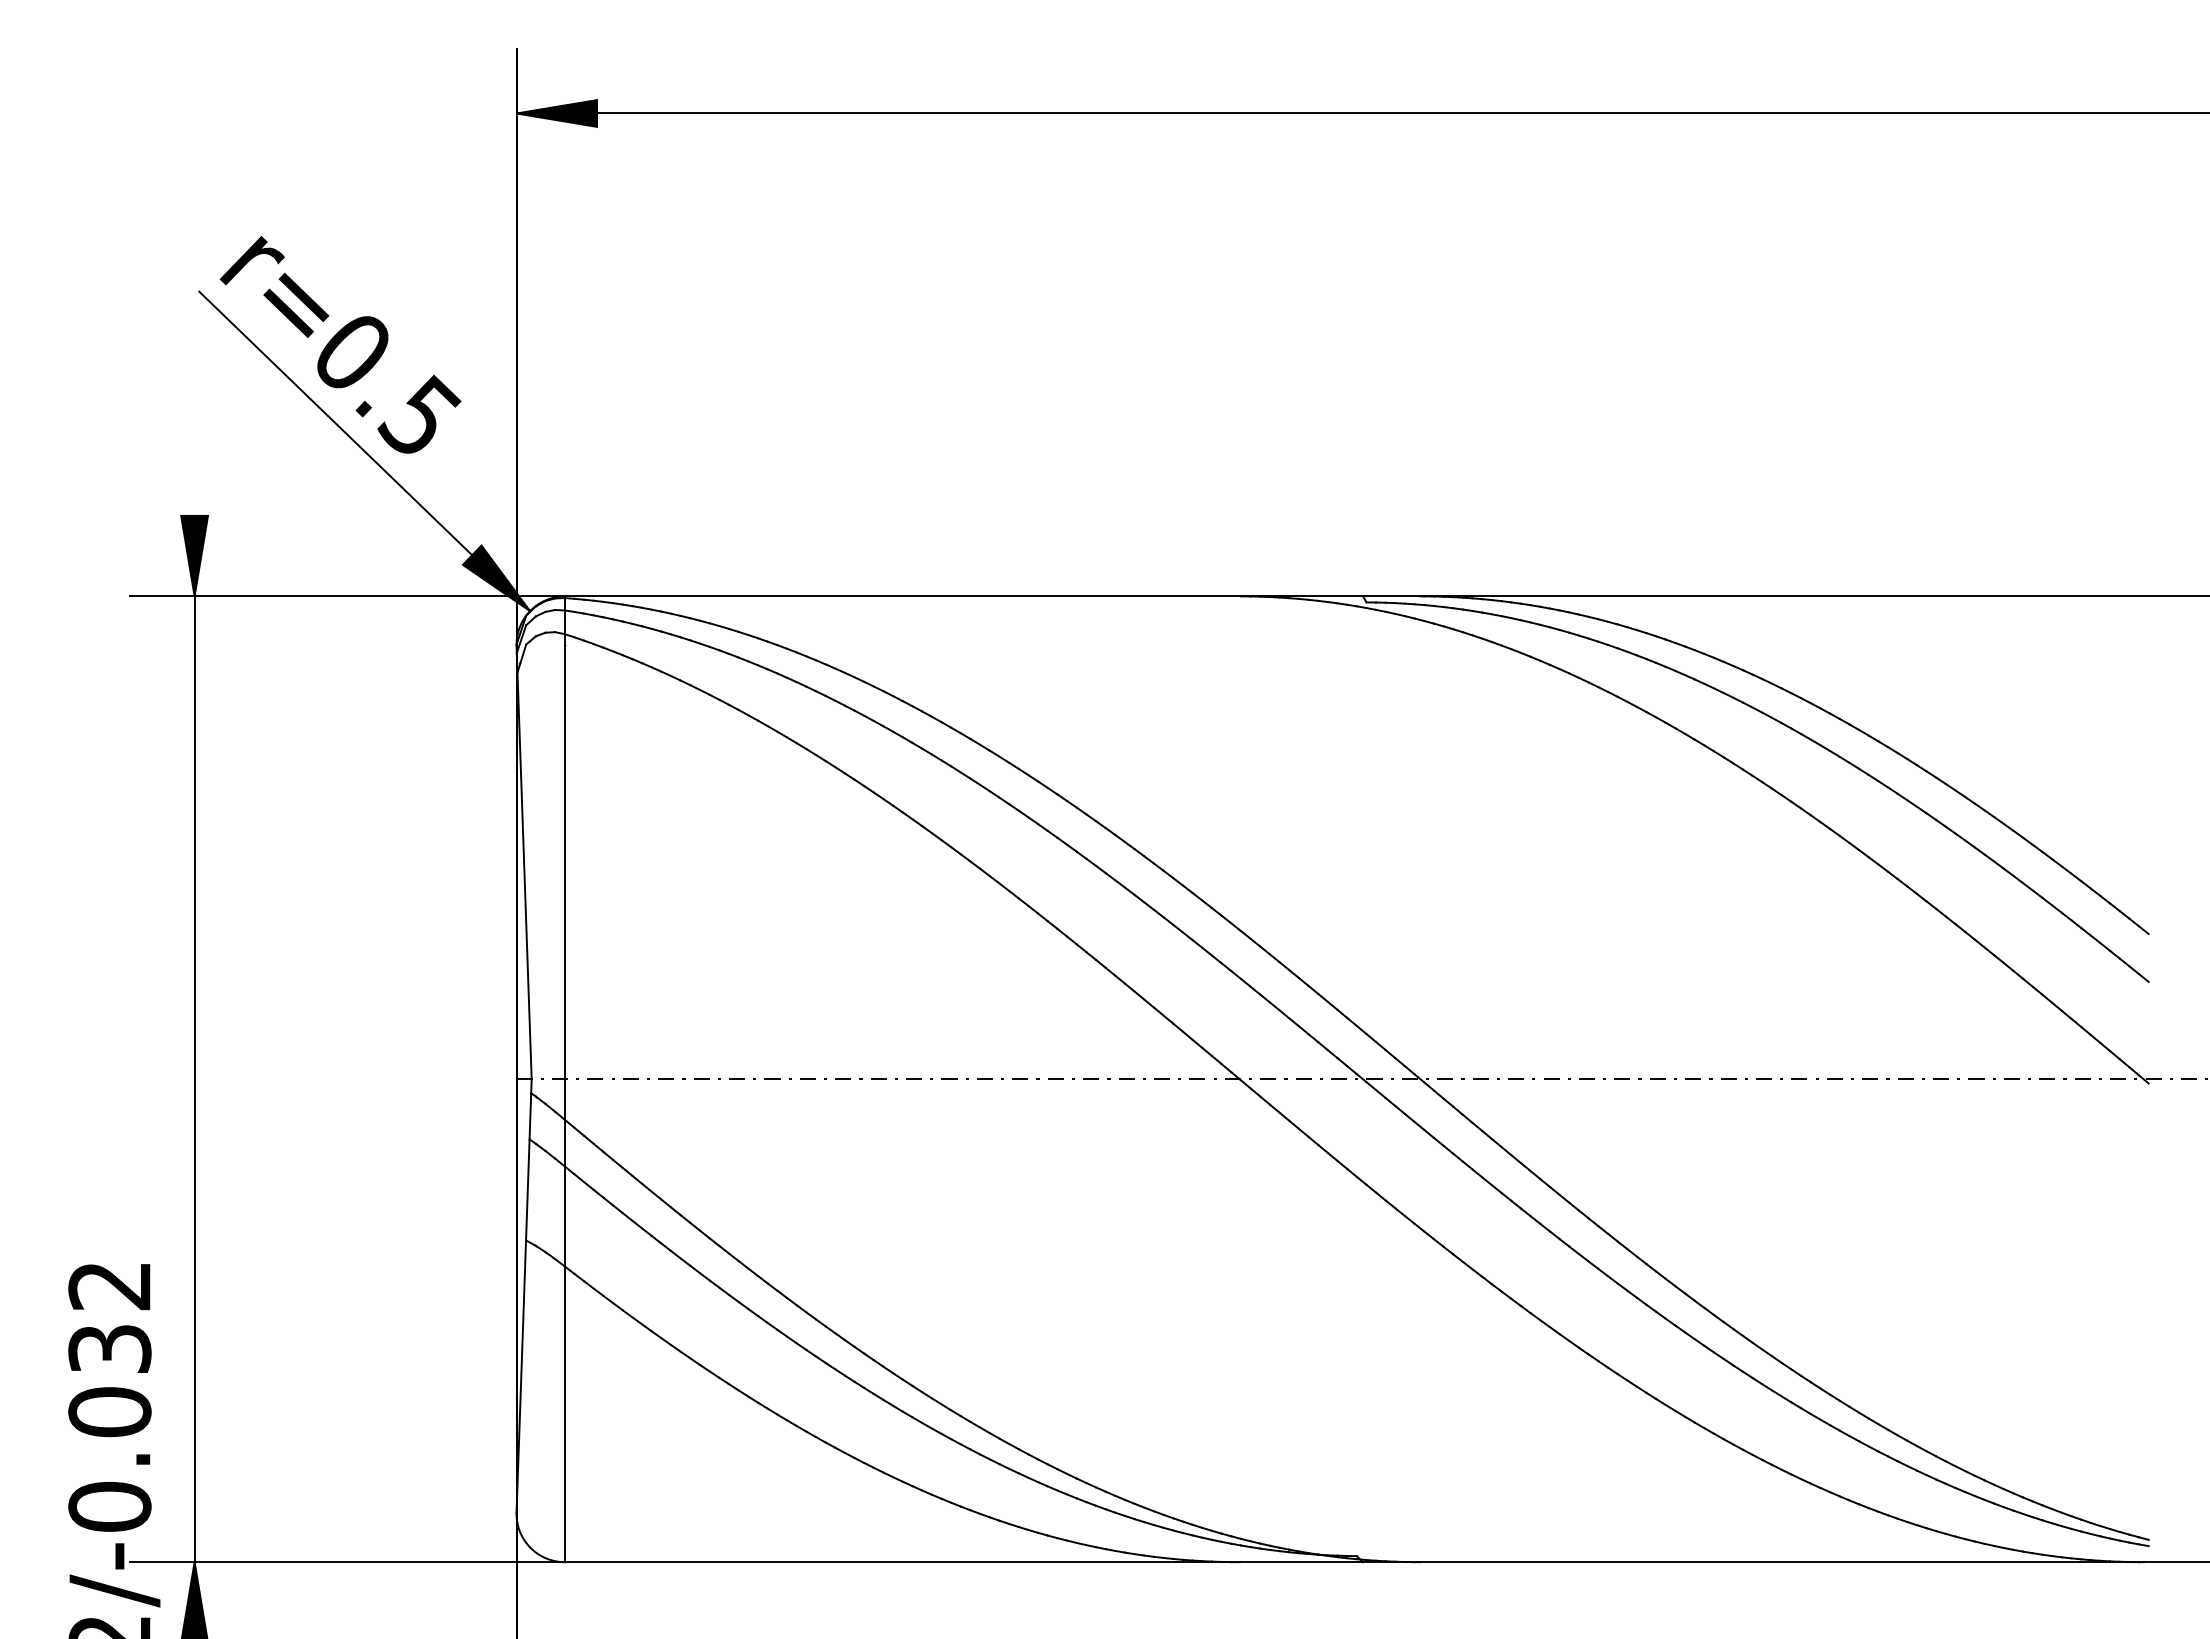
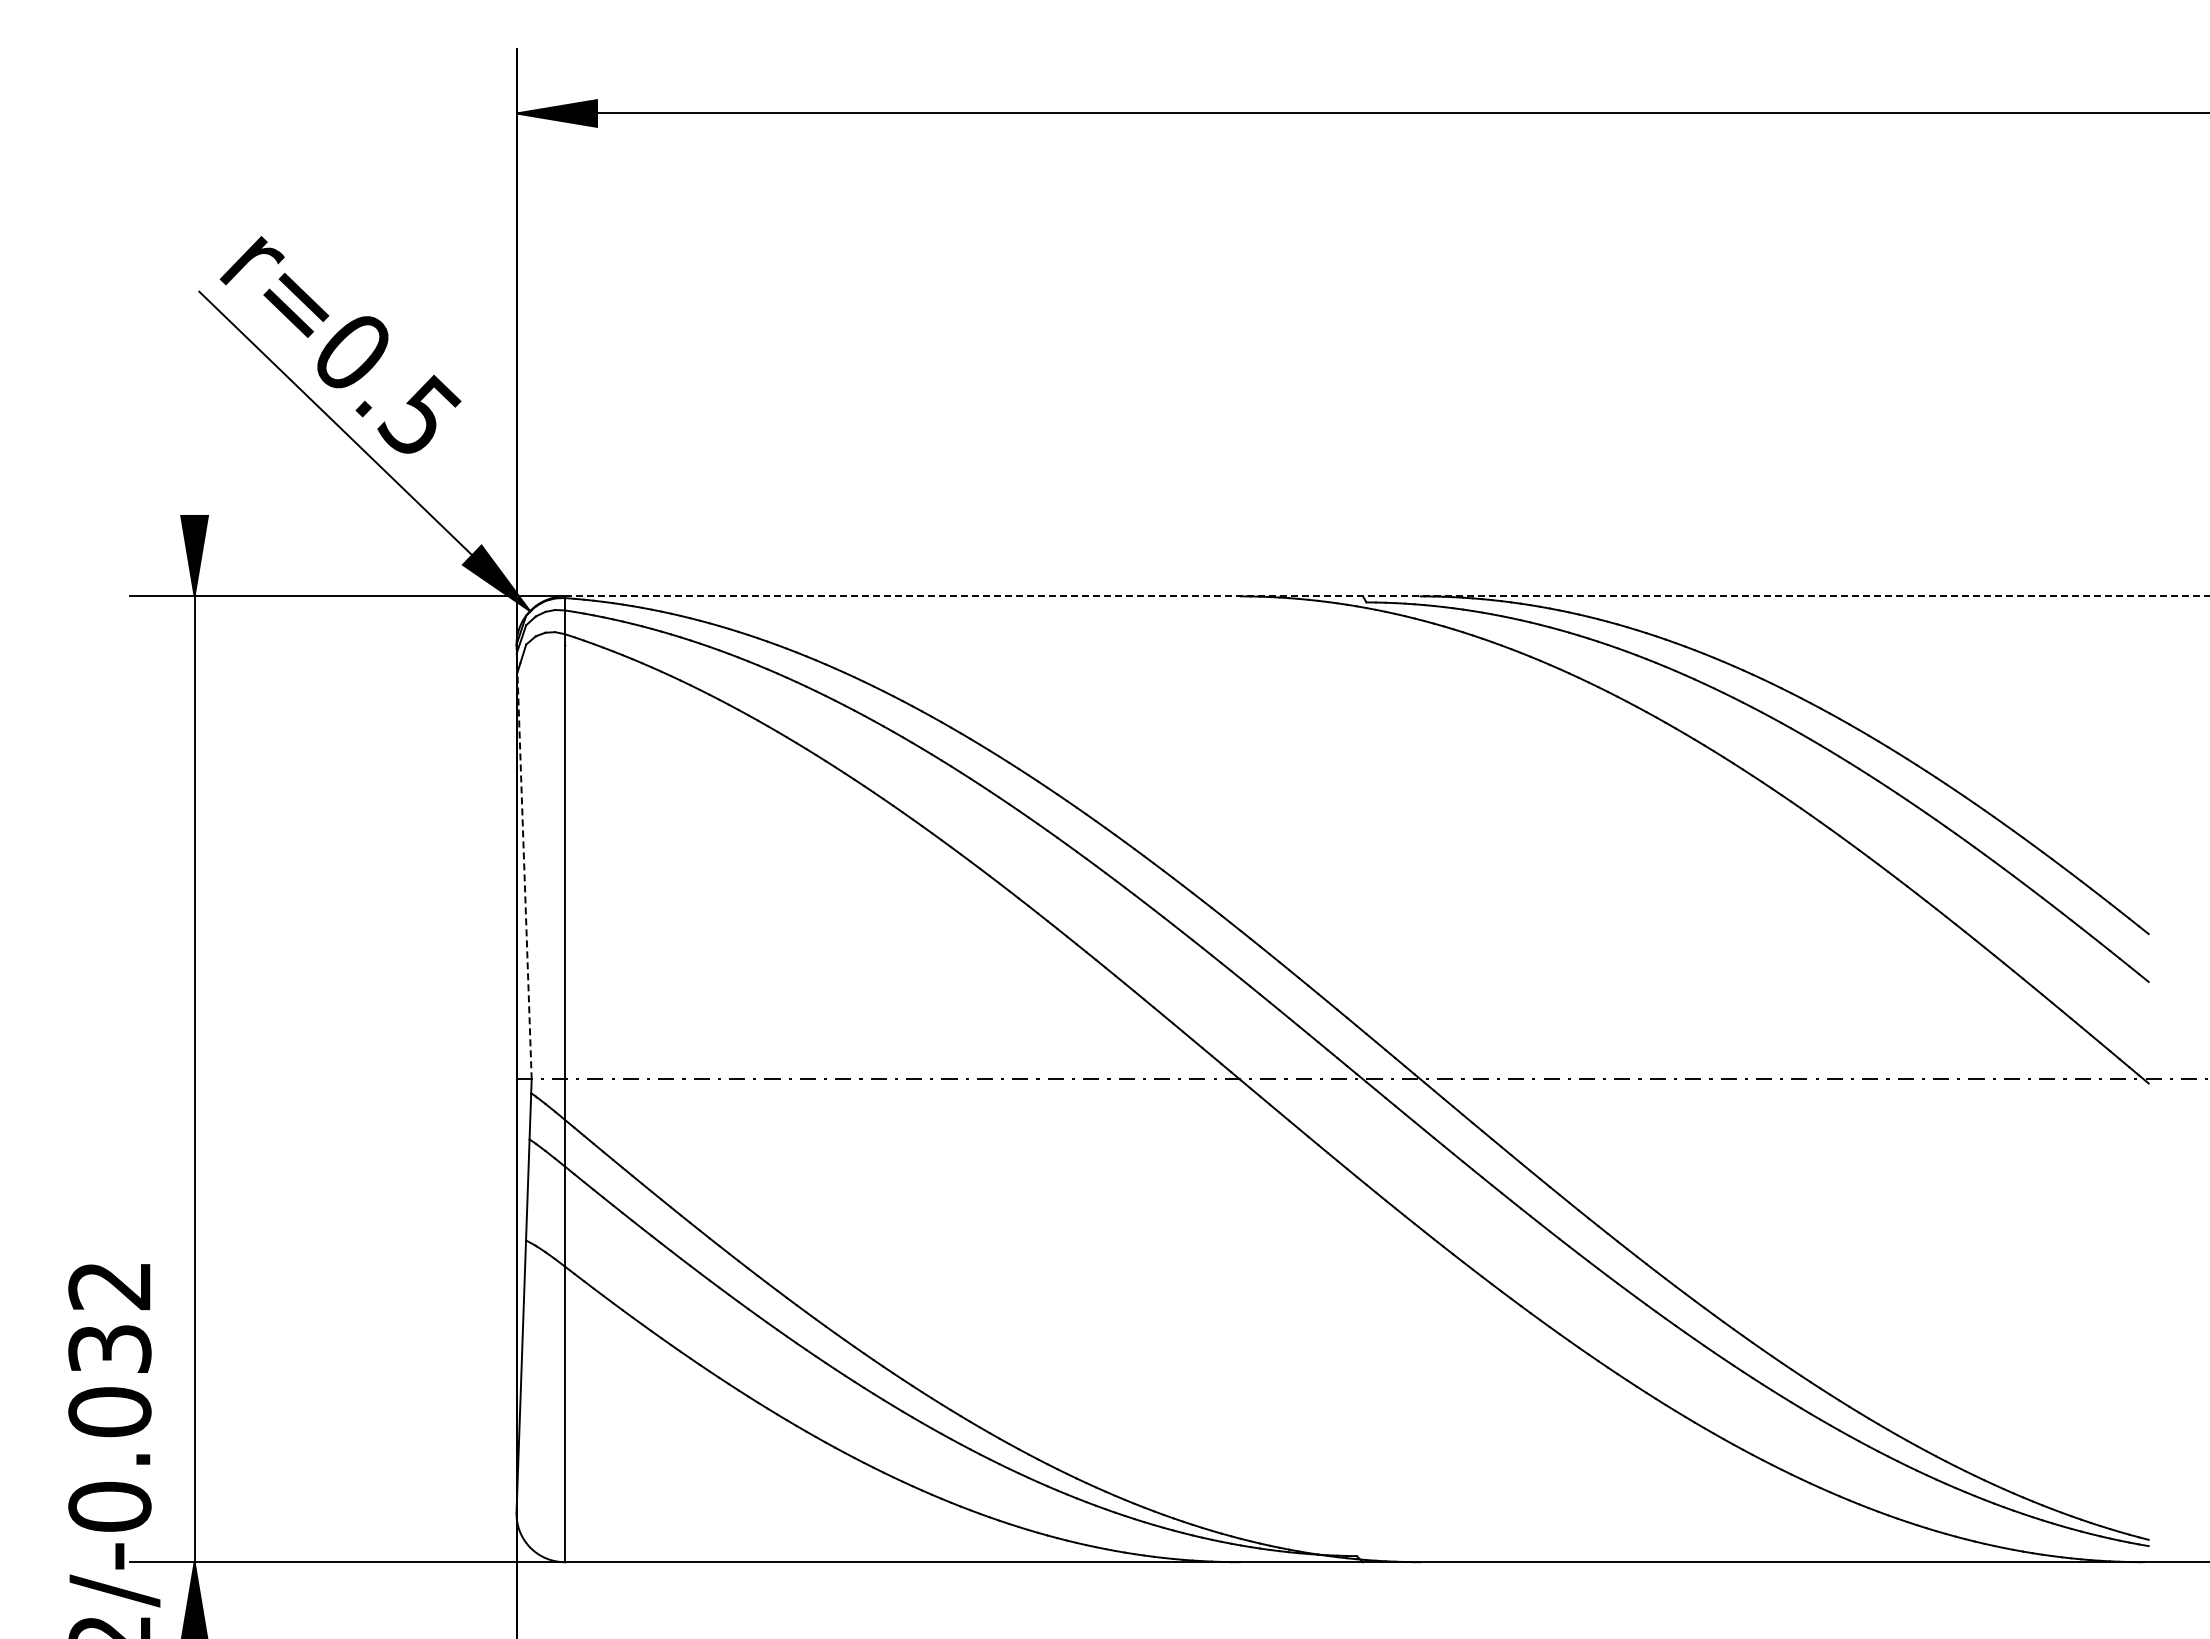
line: solid -> dashed (1387, 596)
line: solid -> dashed (524, 862)
